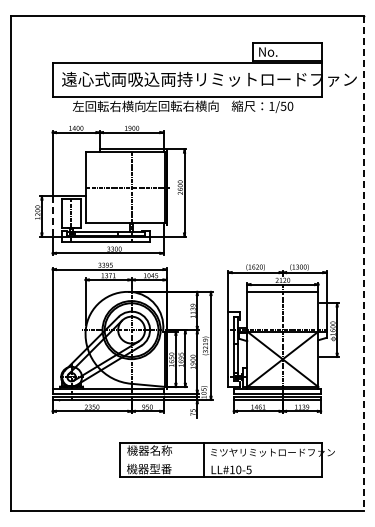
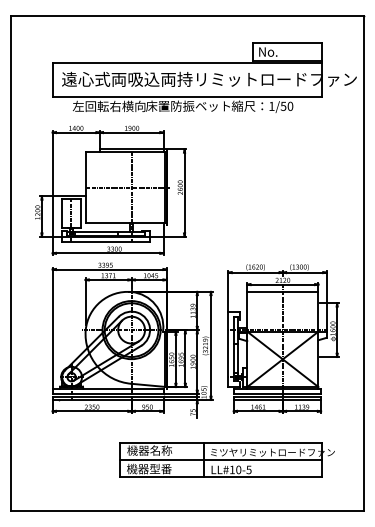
text: 左回転右横向 -> 床置防振ベット (187, 105)
line: dashed -> solid (52, 217)
line: dashed -> solid (363, 263)
line: none -> present (220, 460)
